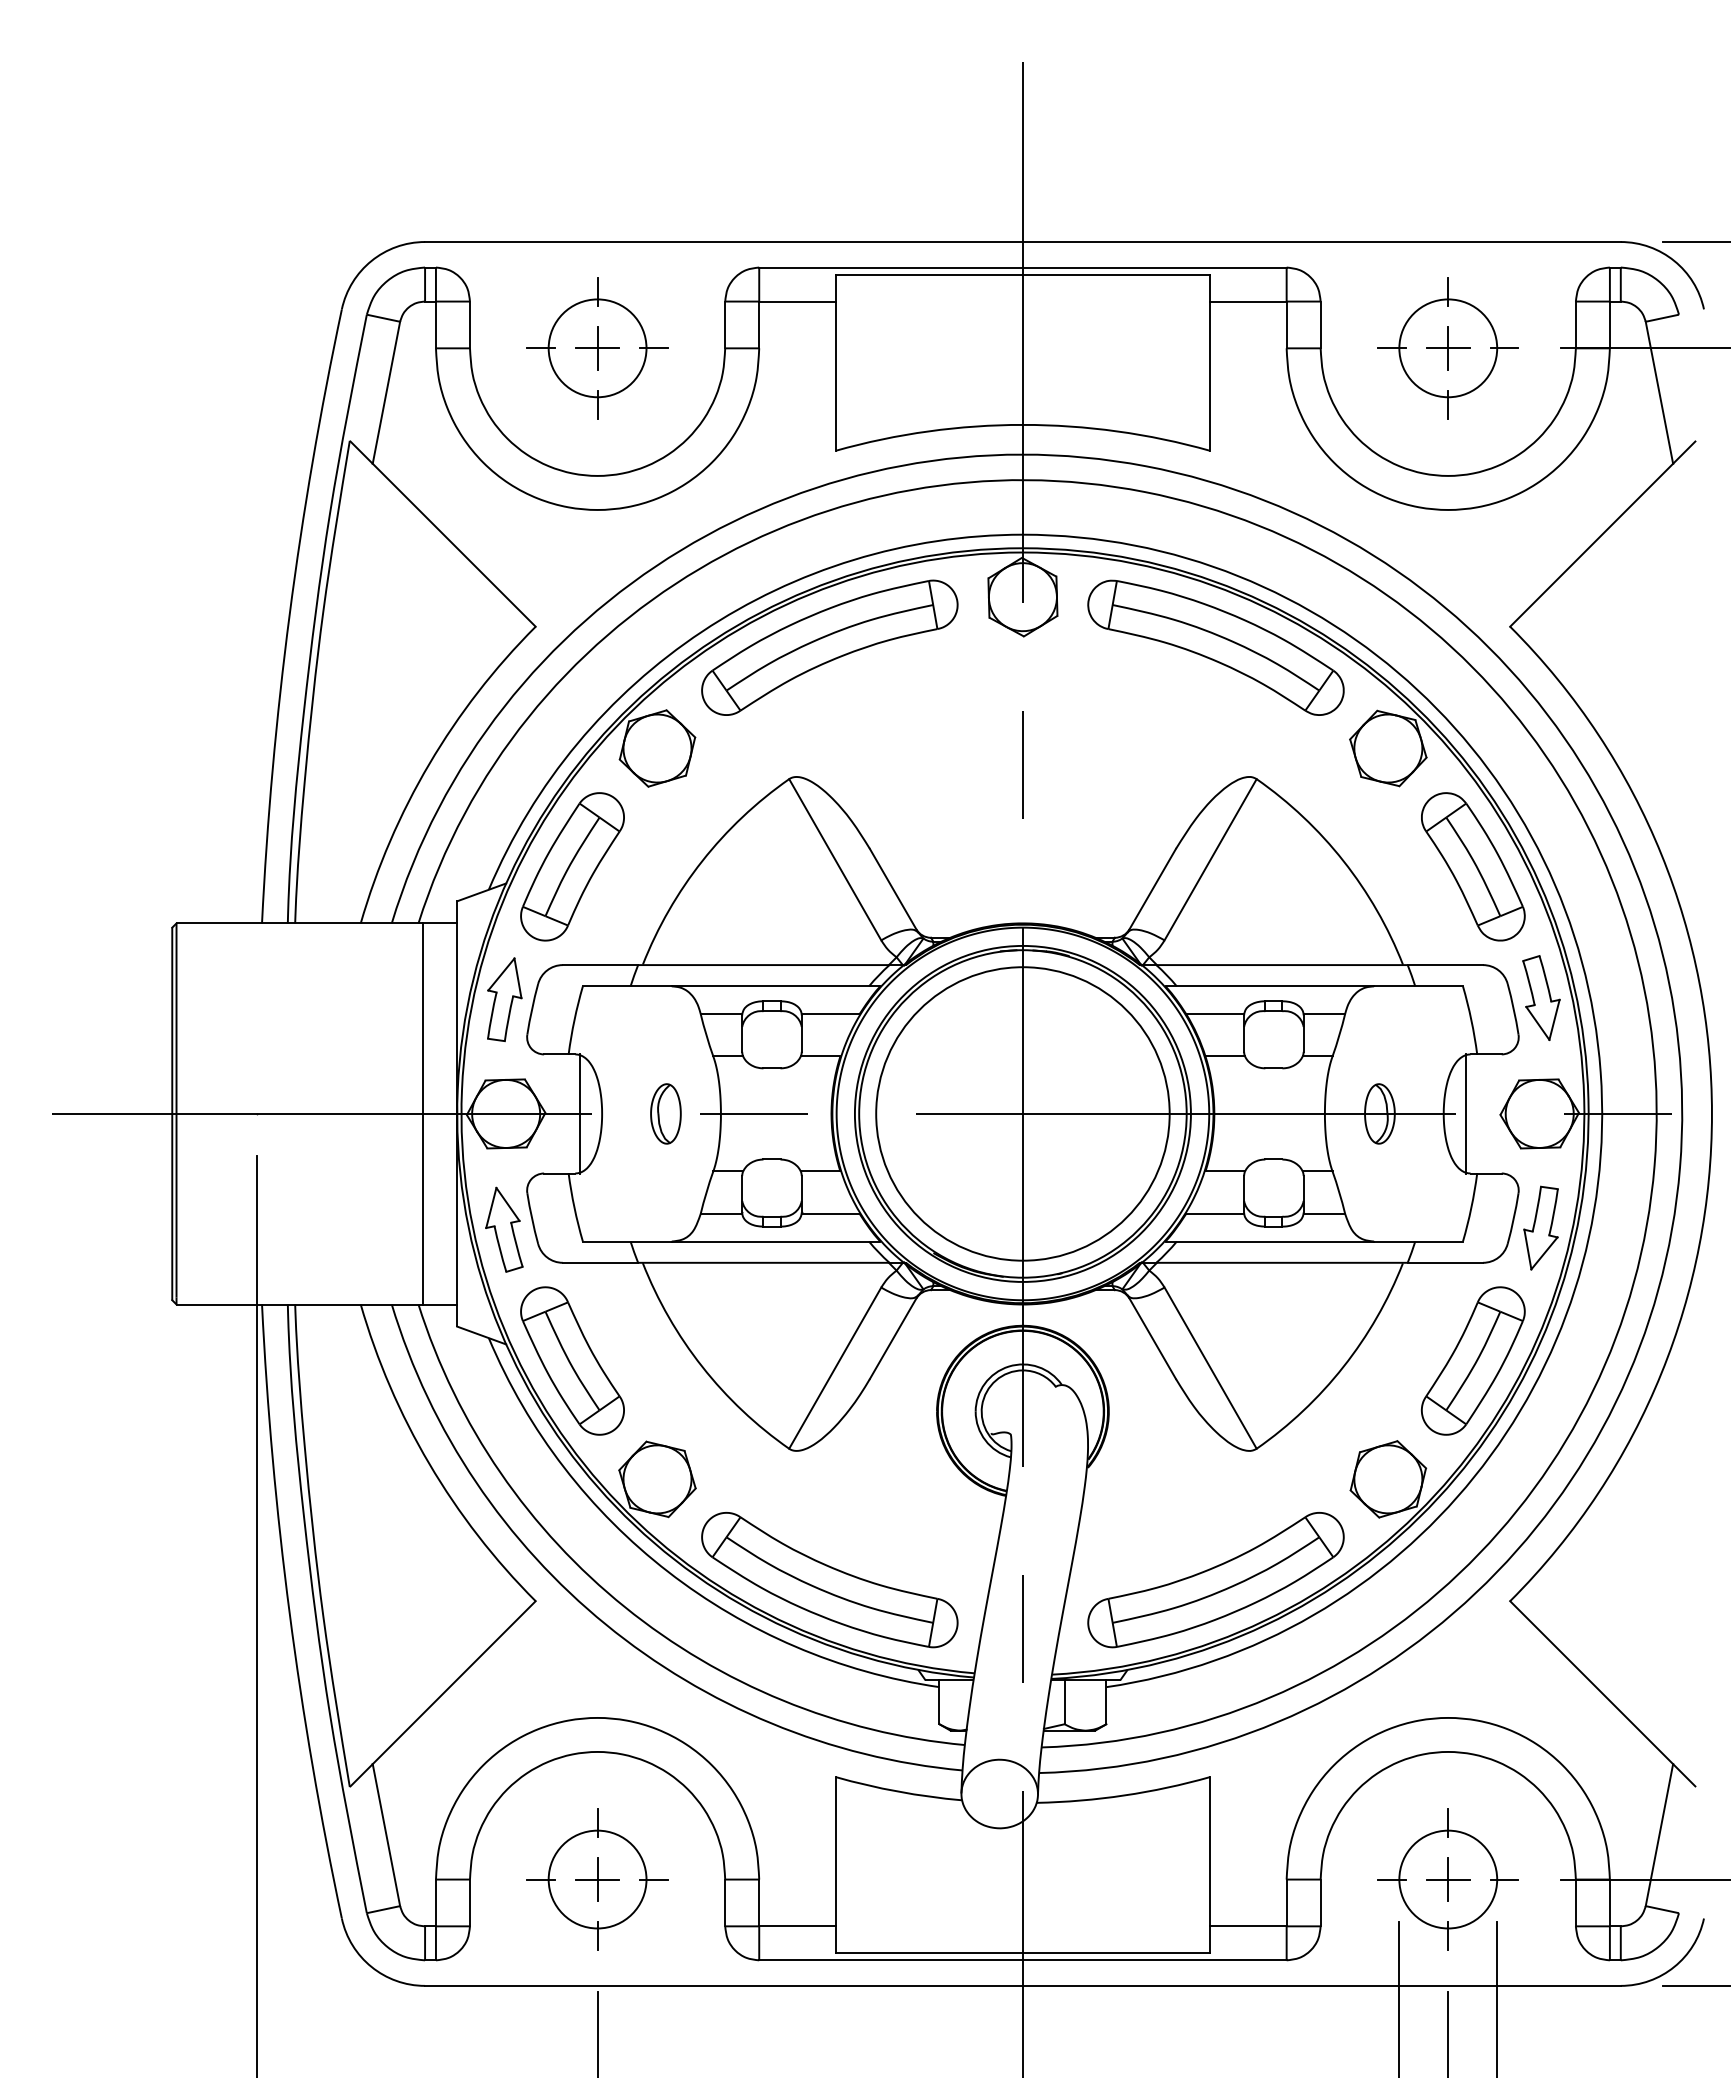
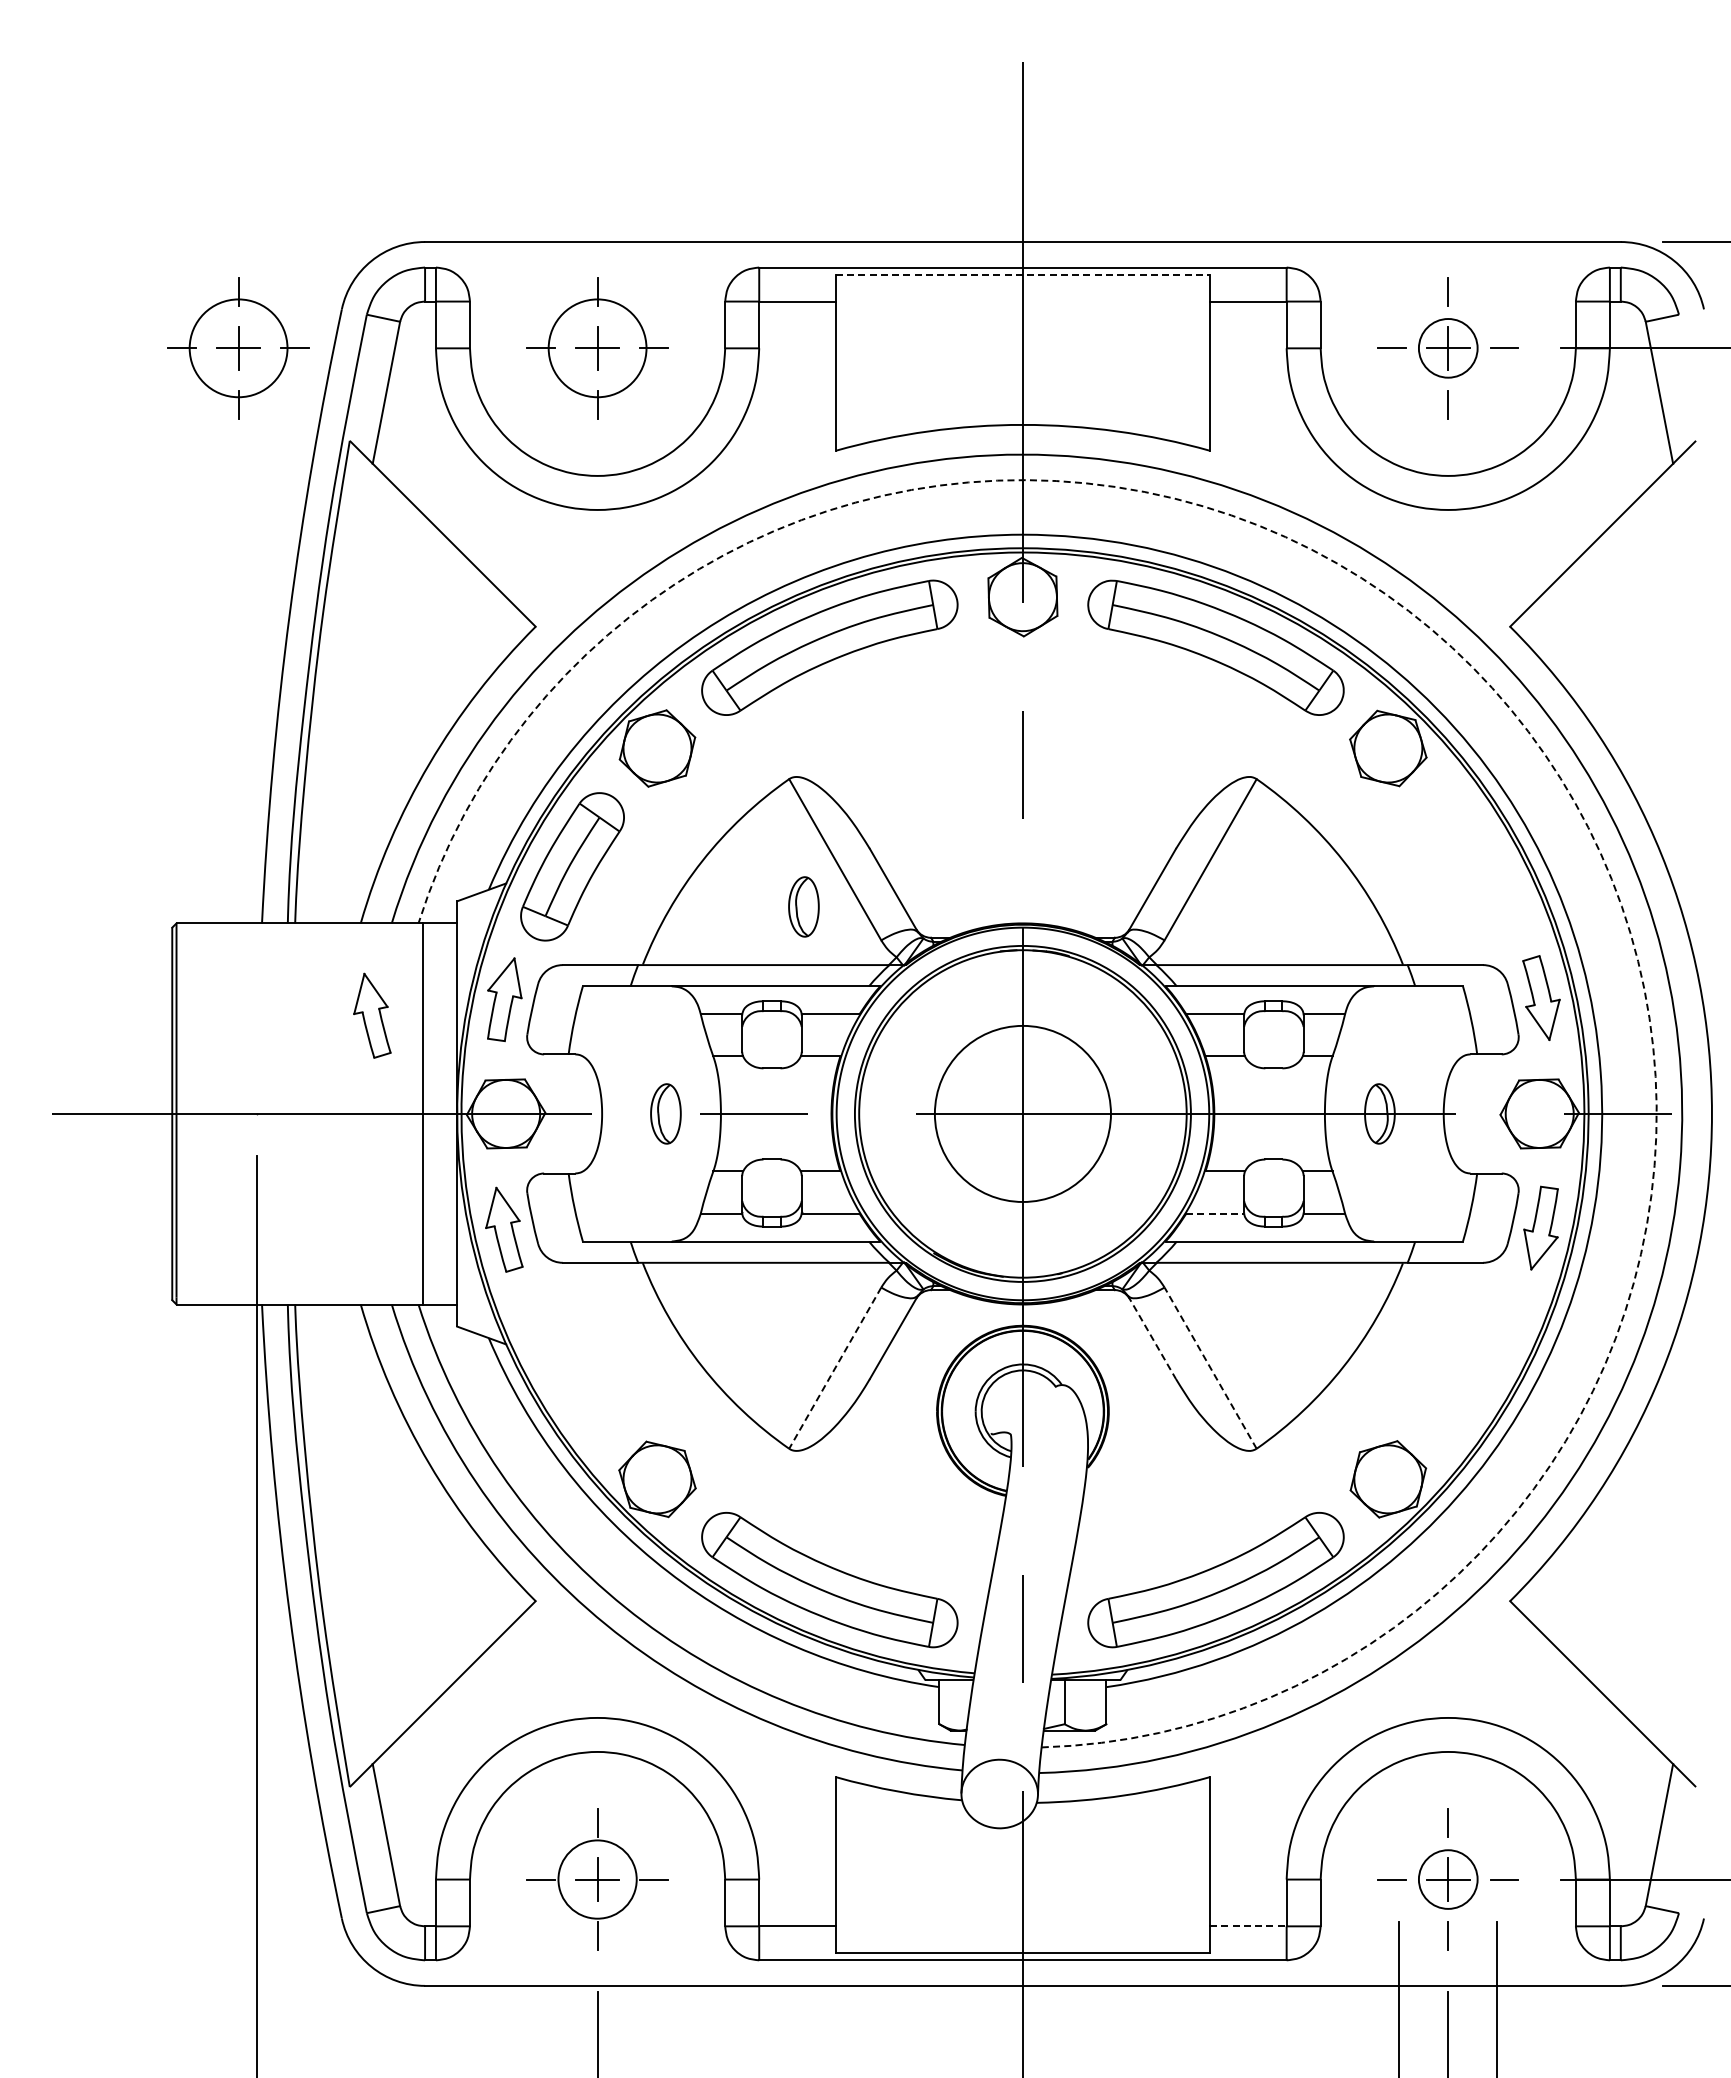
line: solid -> dashed (1023, 275)
part: none -> present (238, 348)
circle diameter: 98 px -> 59 px (1447, 348)
arc: solid -> dashed (1528, 731)
part: present -> none (1473, 866)
part: none -> present (803, 906)
part: none -> present (372, 1015)
line: present -> none (579, 1113)
circle diameter: 293 px -> 176 px (1022, 1113)
line: present -> none (1466, 1113)
line: solid -> dashed (1215, 1213)
line: solid -> dashed (1152, 1337)
part: present -> none (572, 1360)
part: present -> none (1472, 1360)
line: solid -> dashed (835, 1368)
line: solid -> dashed (1210, 1368)
circle diameter: 98 px -> 78 px (597, 1879)
circle diameter: 98 px -> 59 px (1447, 1879)
line: solid -> dashed (1248, 1926)
